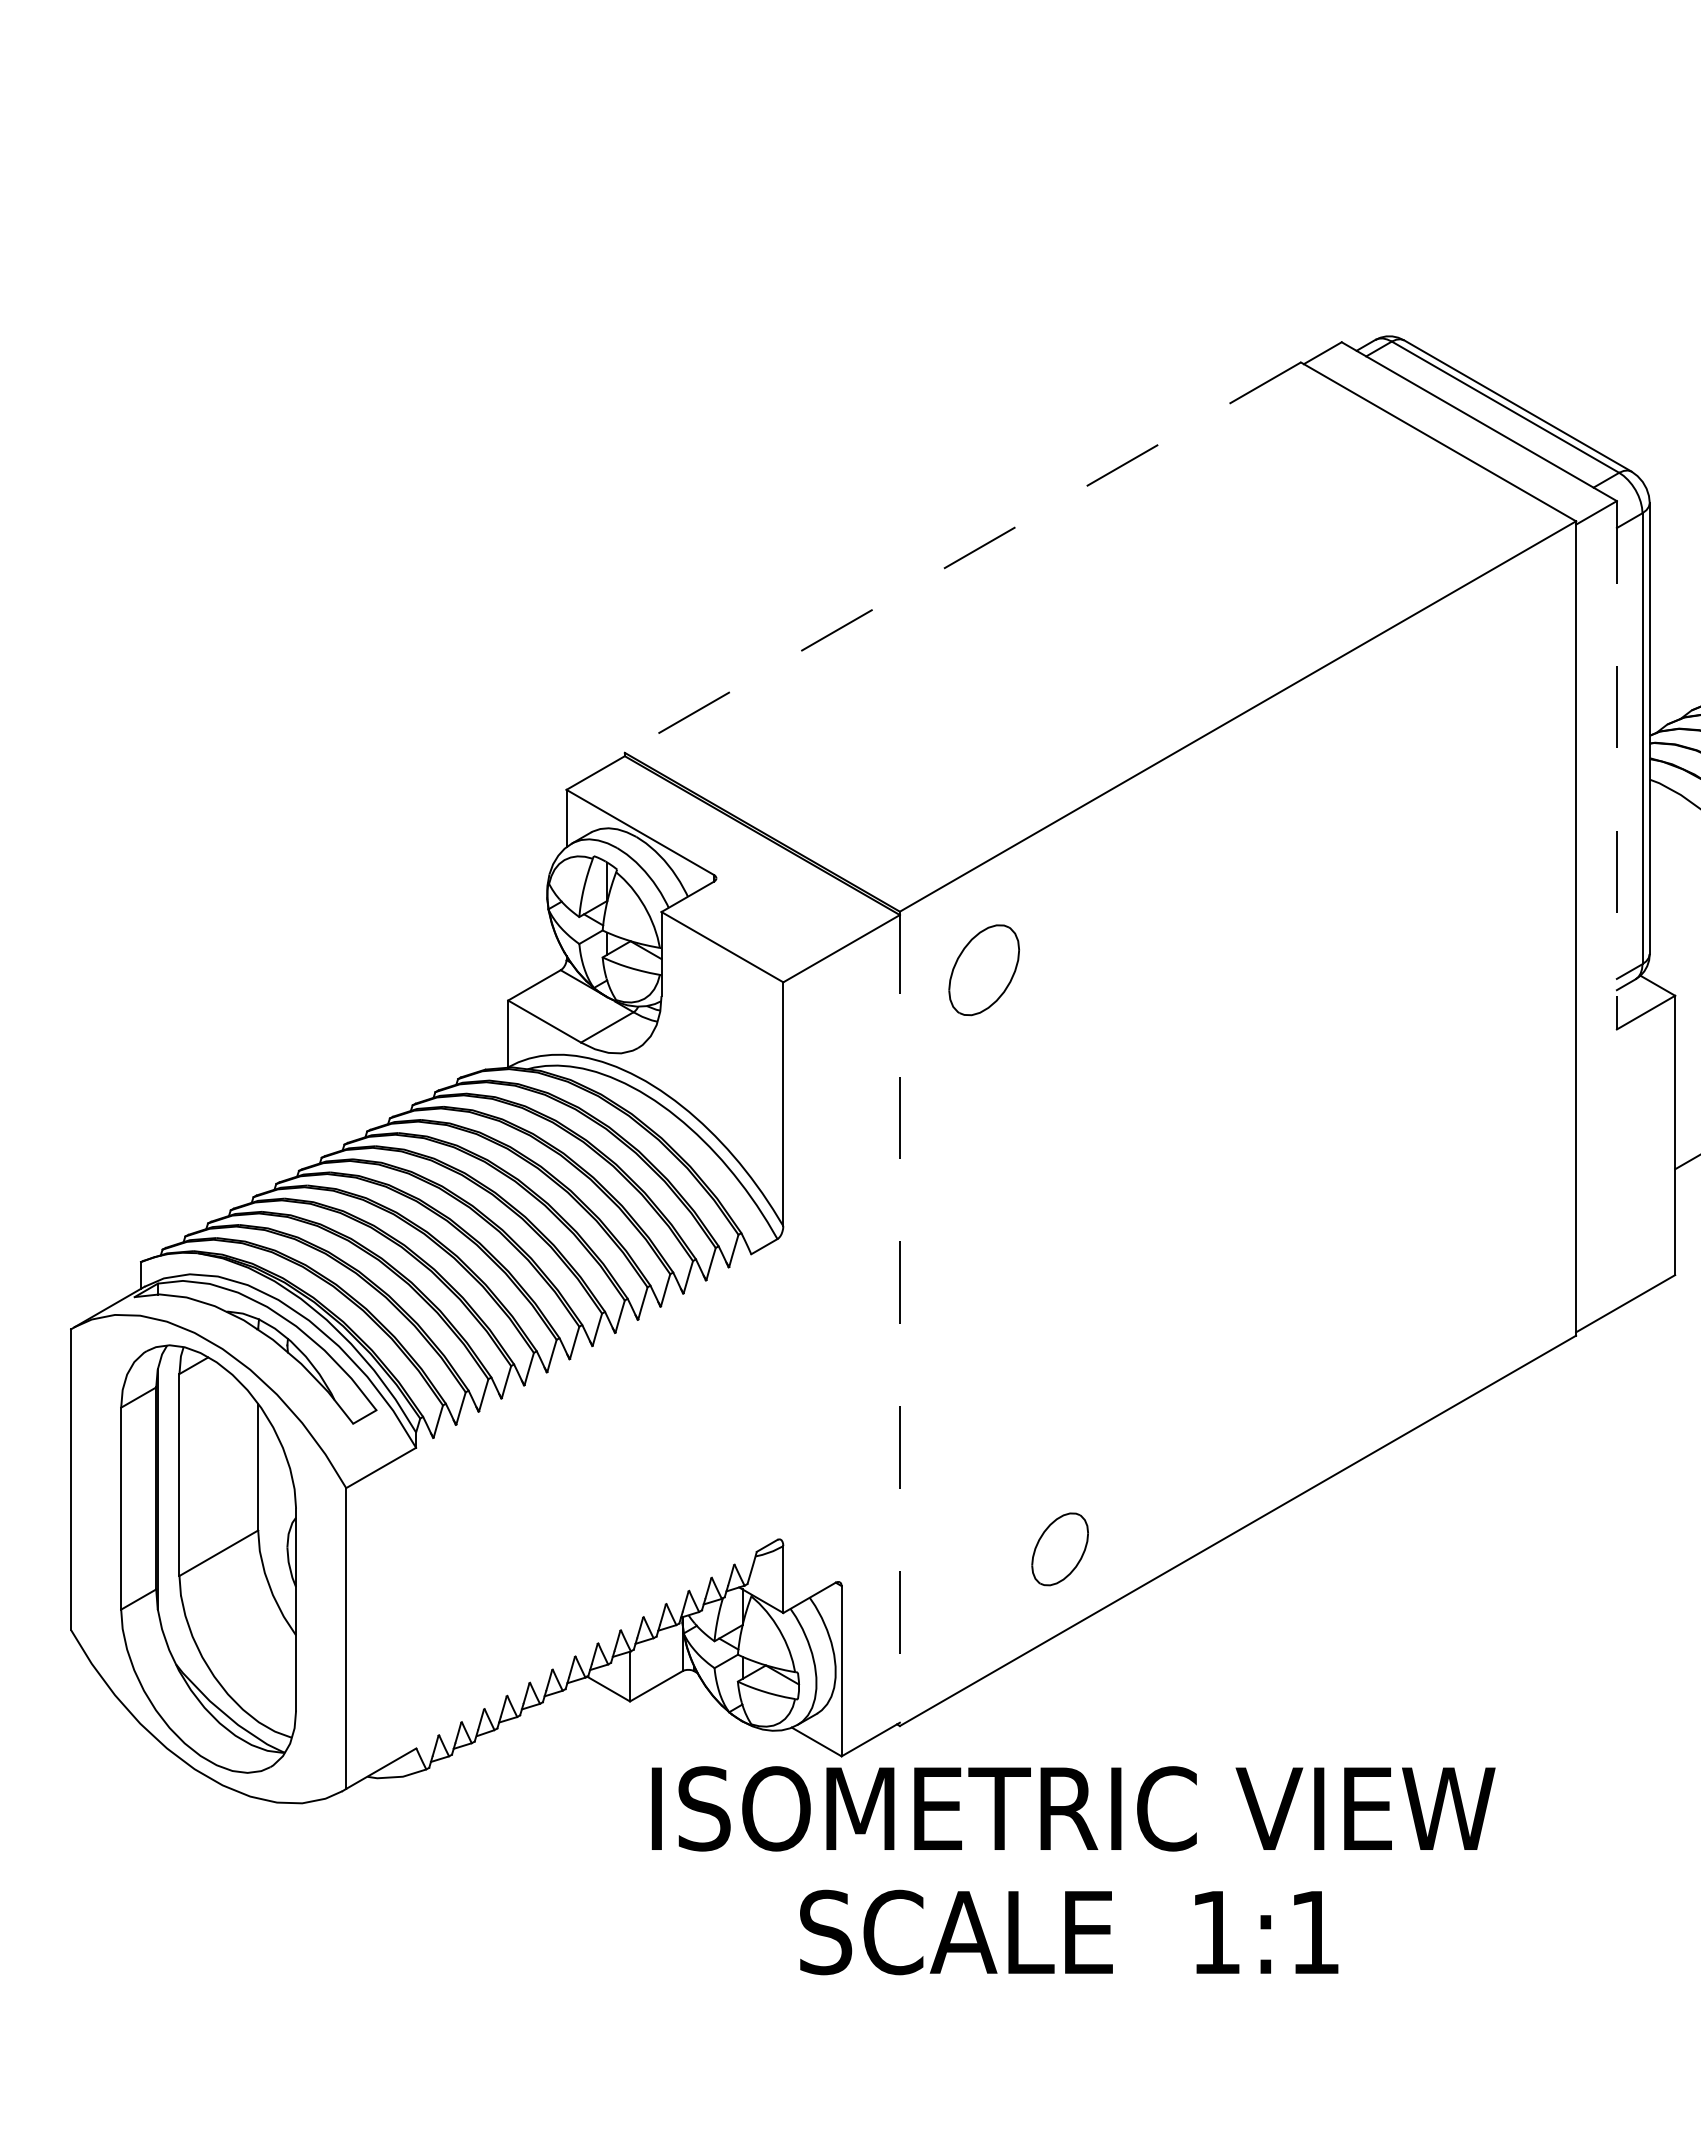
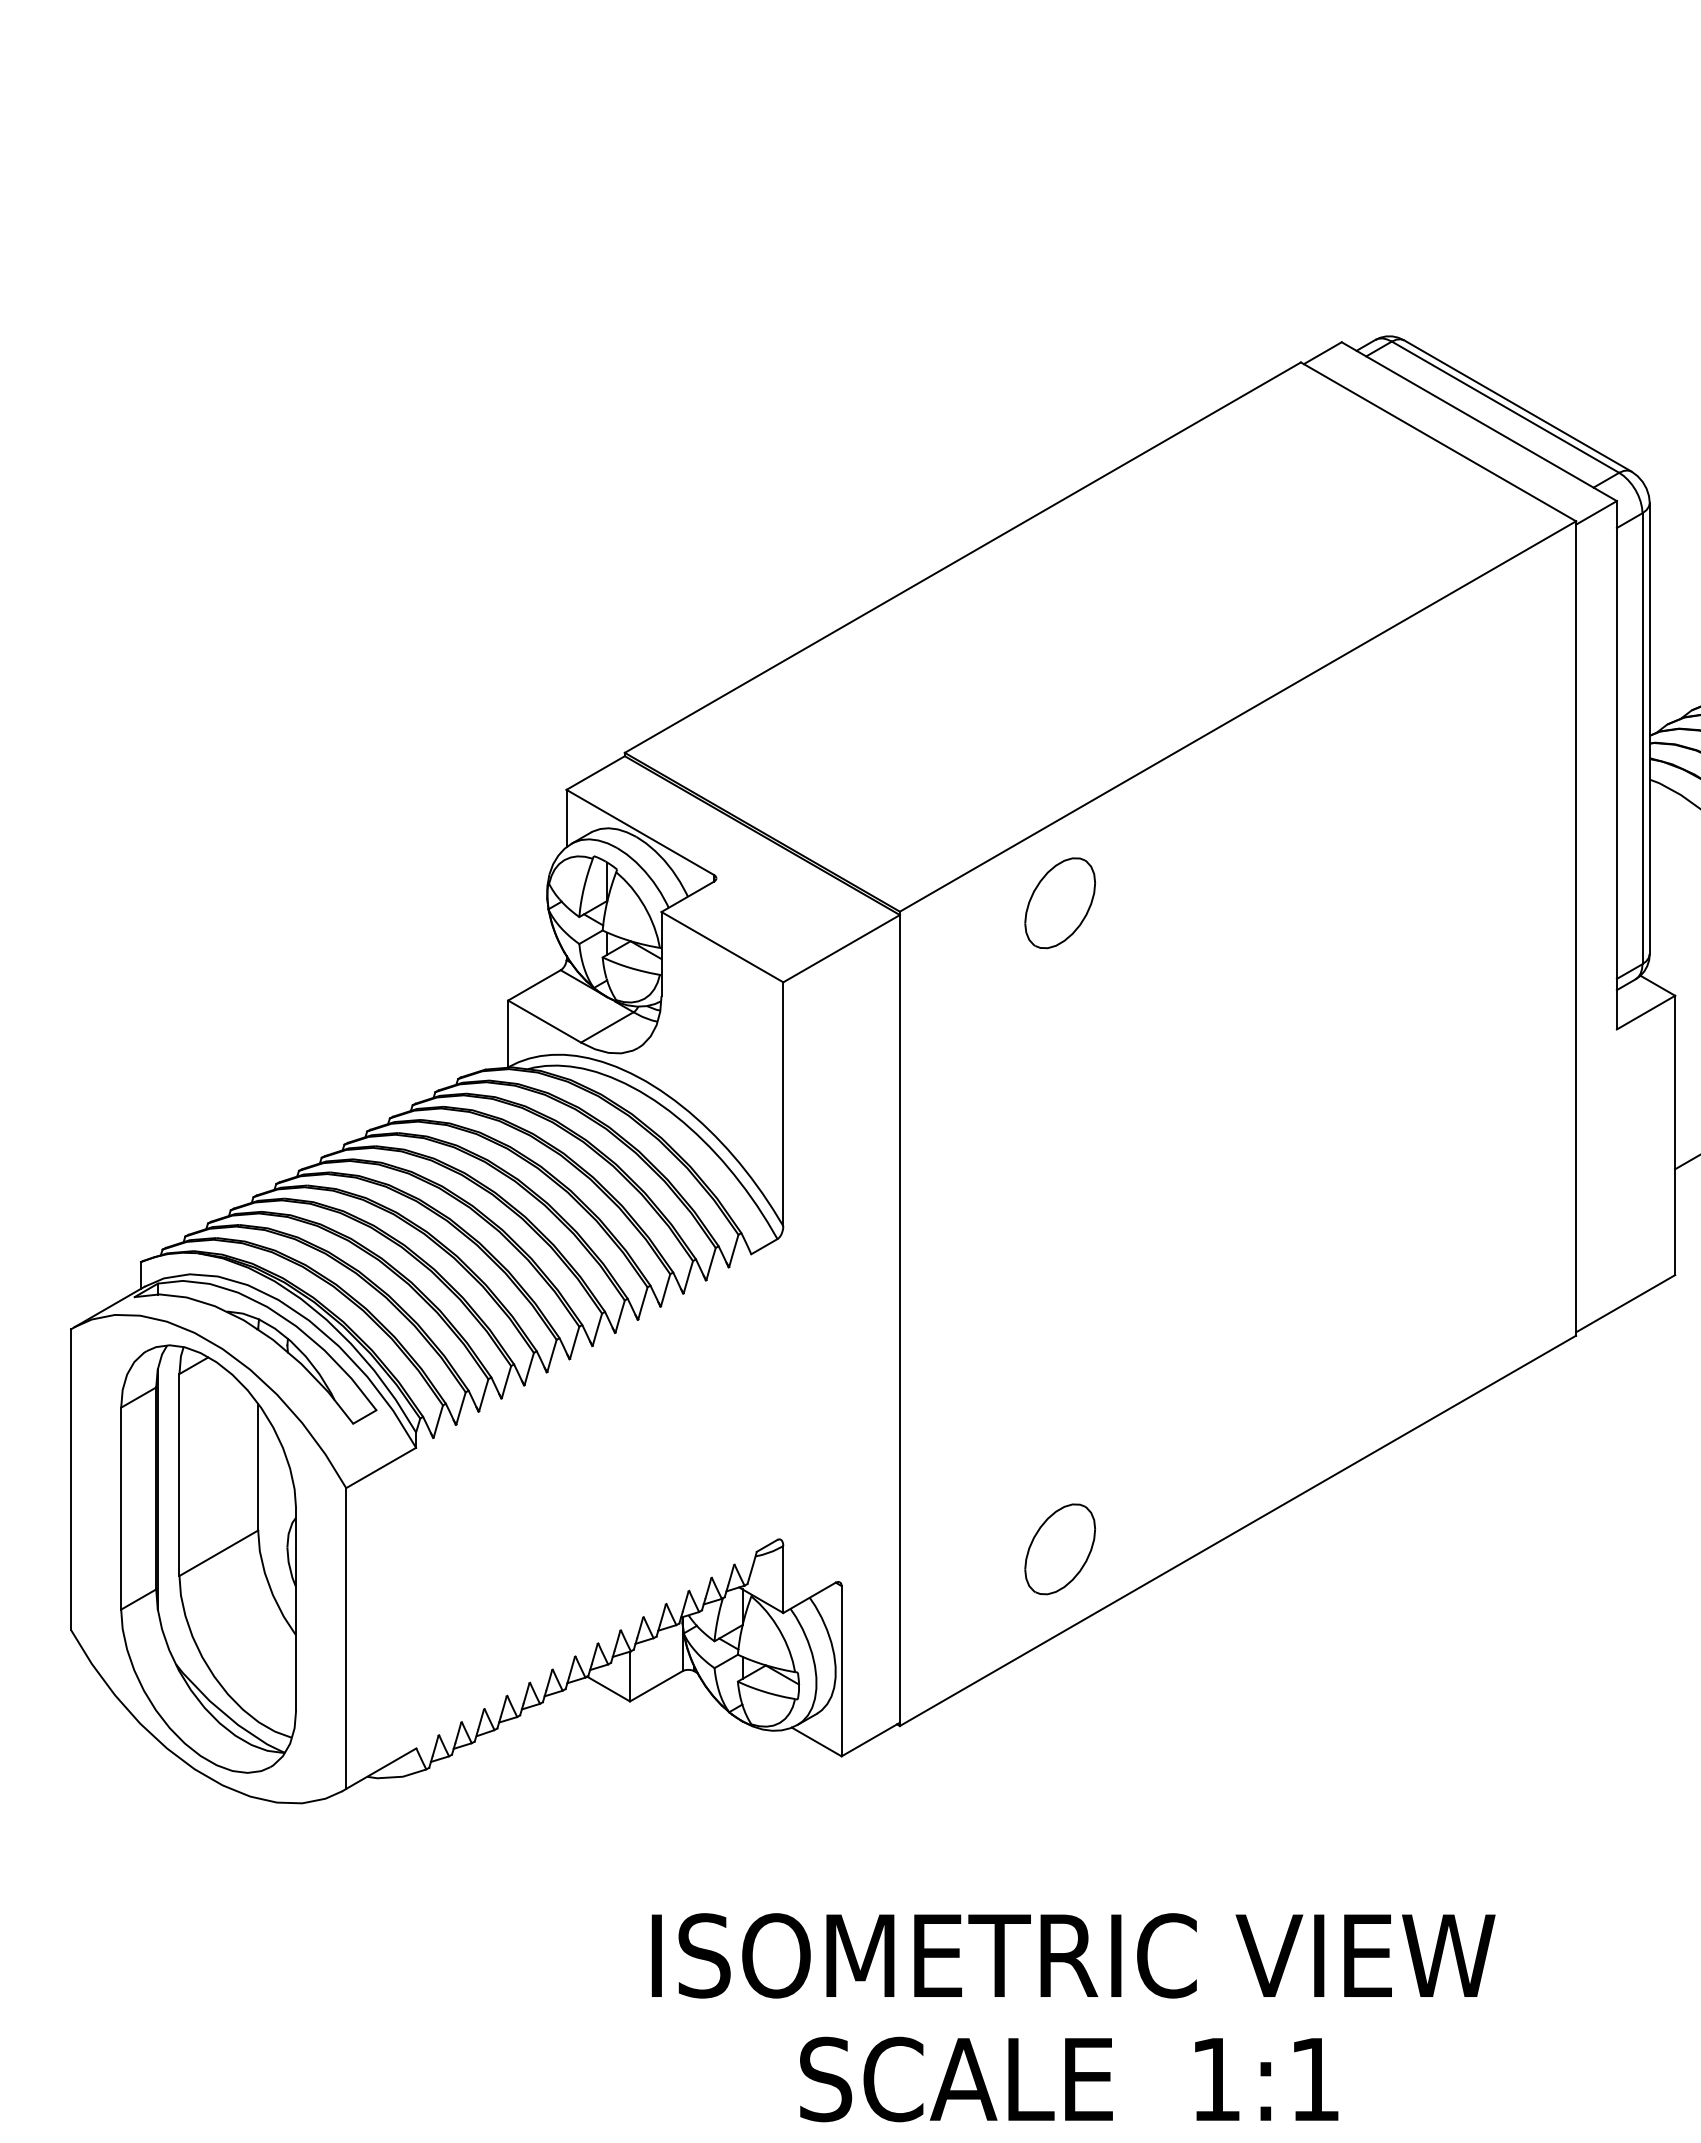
line: dashed -> solid (962, 557)
line: dashed -> solid (1616, 765)
part position: (983, 970) -> (1059, 903) (1059, 903)
line: dashed -> solid (899, 1319)
part size: 58x75 px -> 72x93 px (1059, 1549)
text position: (1073, 1870) -> (1073, 2017) (1073, 2017)
